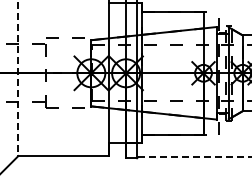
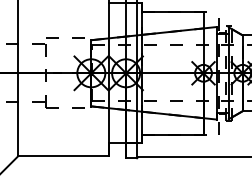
line: dashed -> solid (18, 78)
line: dashed -> solid (194, 157)
